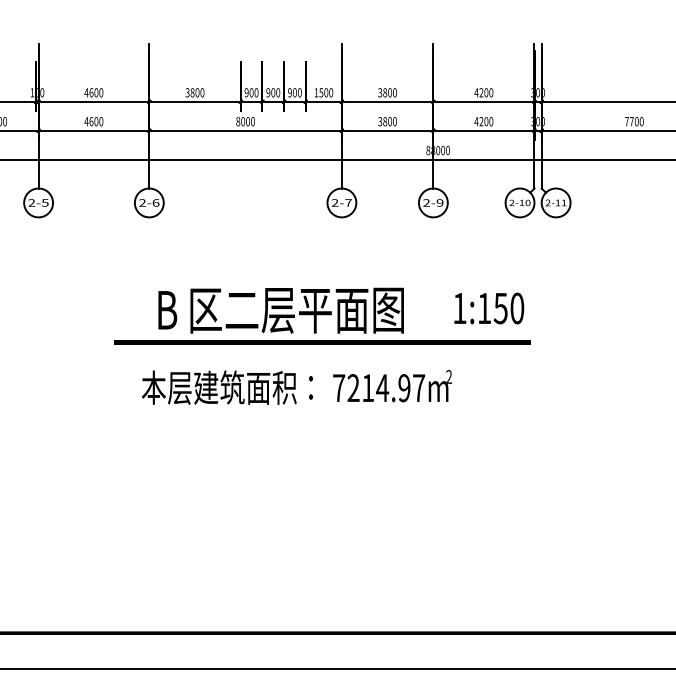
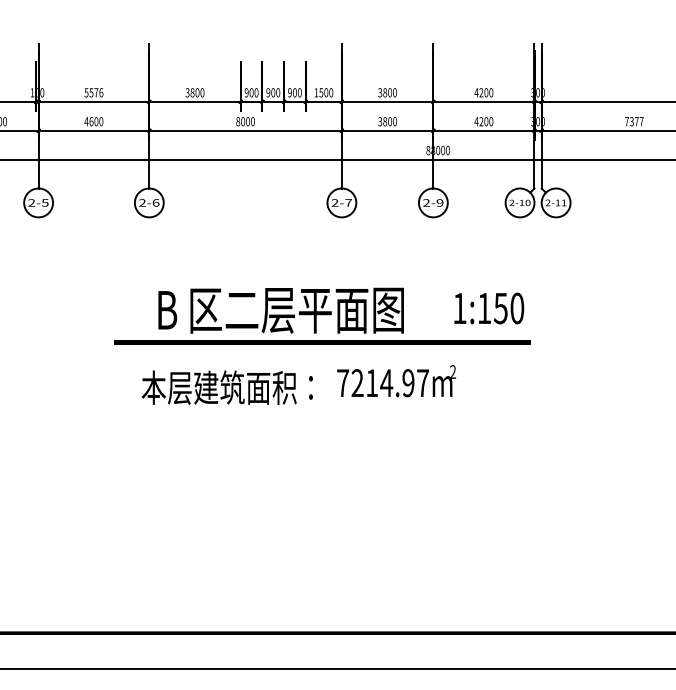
text: 4600 -> 5576 (93, 92)
text: 7700 -> 7377 (636, 121)
text position: (392, 386) -> (396, 381) (396, 381)
